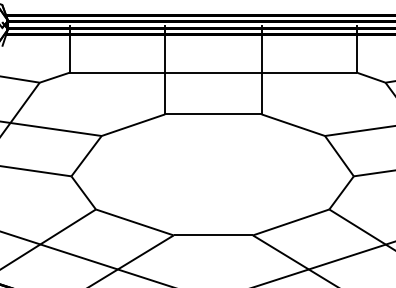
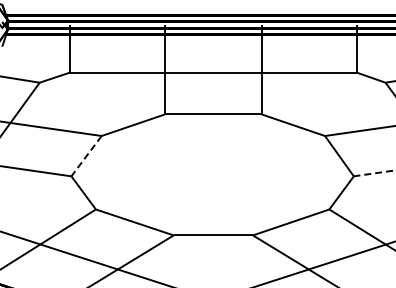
line: solid -> dashed (86, 156)
line: solid -> dashed (374, 173)
